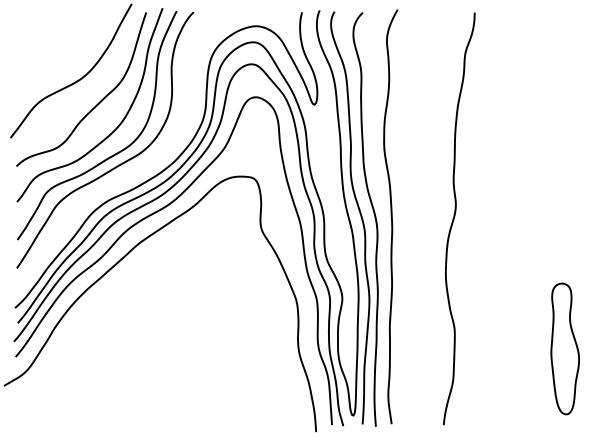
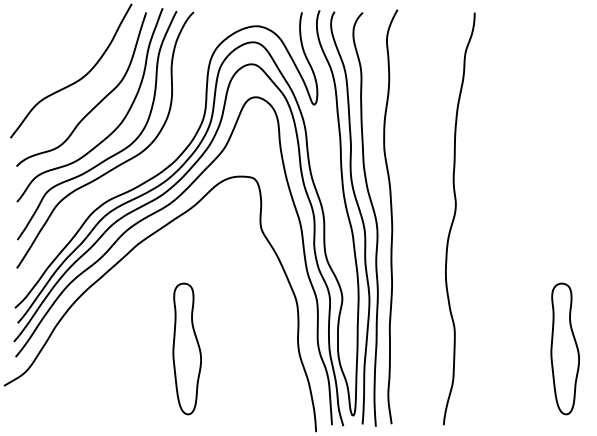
part: none -> present (186, 348)
